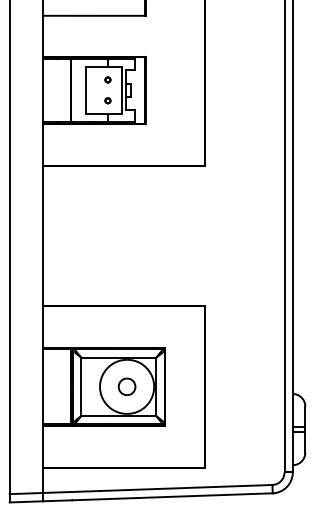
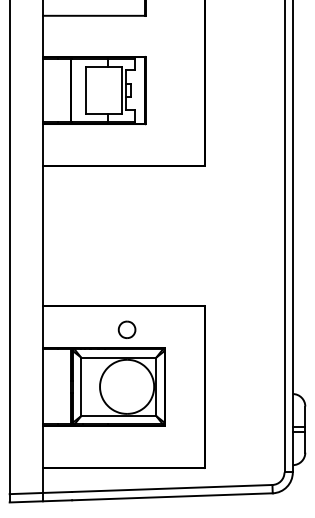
part: present -> none (107, 79)
part: present -> none (107, 100)
part position: (126, 386) -> (126, 329) (126, 329)
